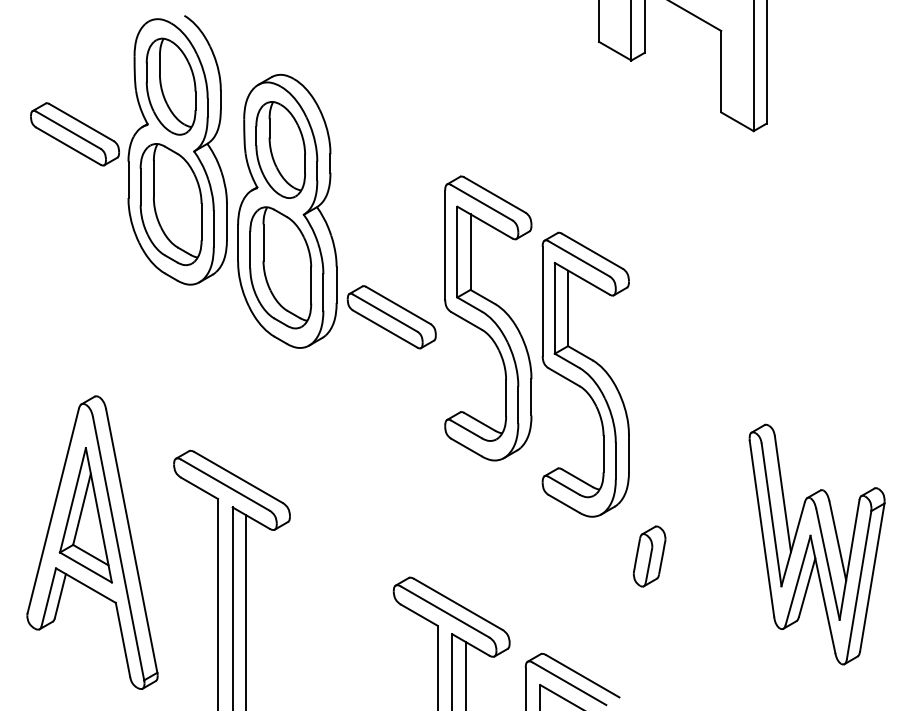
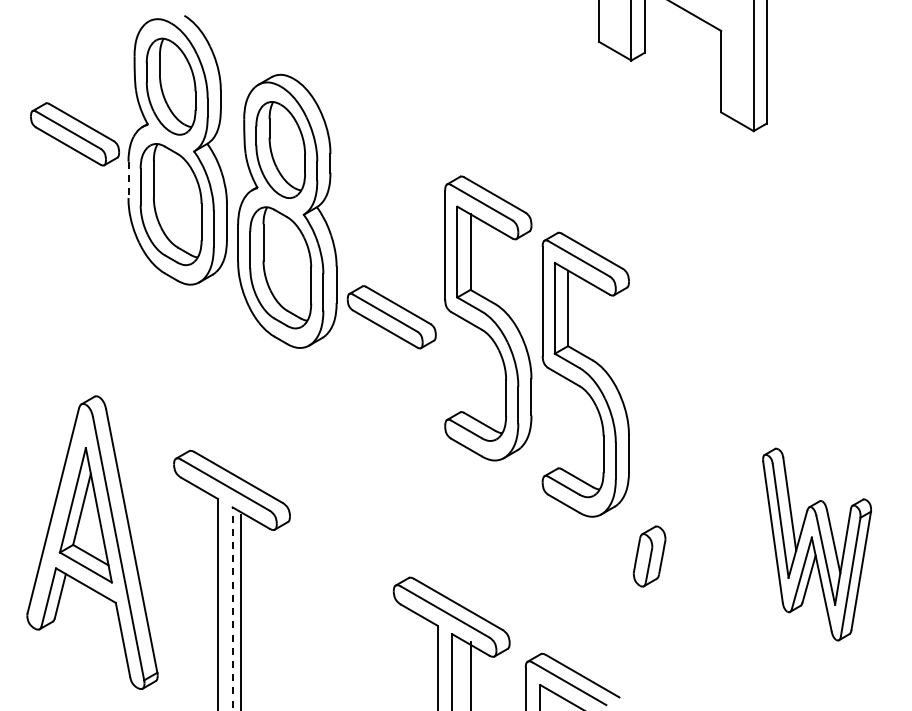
line: solid -> dashed (128, 180)
part size: 138x243 px -> 110x195 px (816, 544)
line: solid -> dashed (232, 608)
line position: (245, 611) -> (240, 611) (240, 611)
line position: (465, 674) -> (470, 674) (470, 674)
